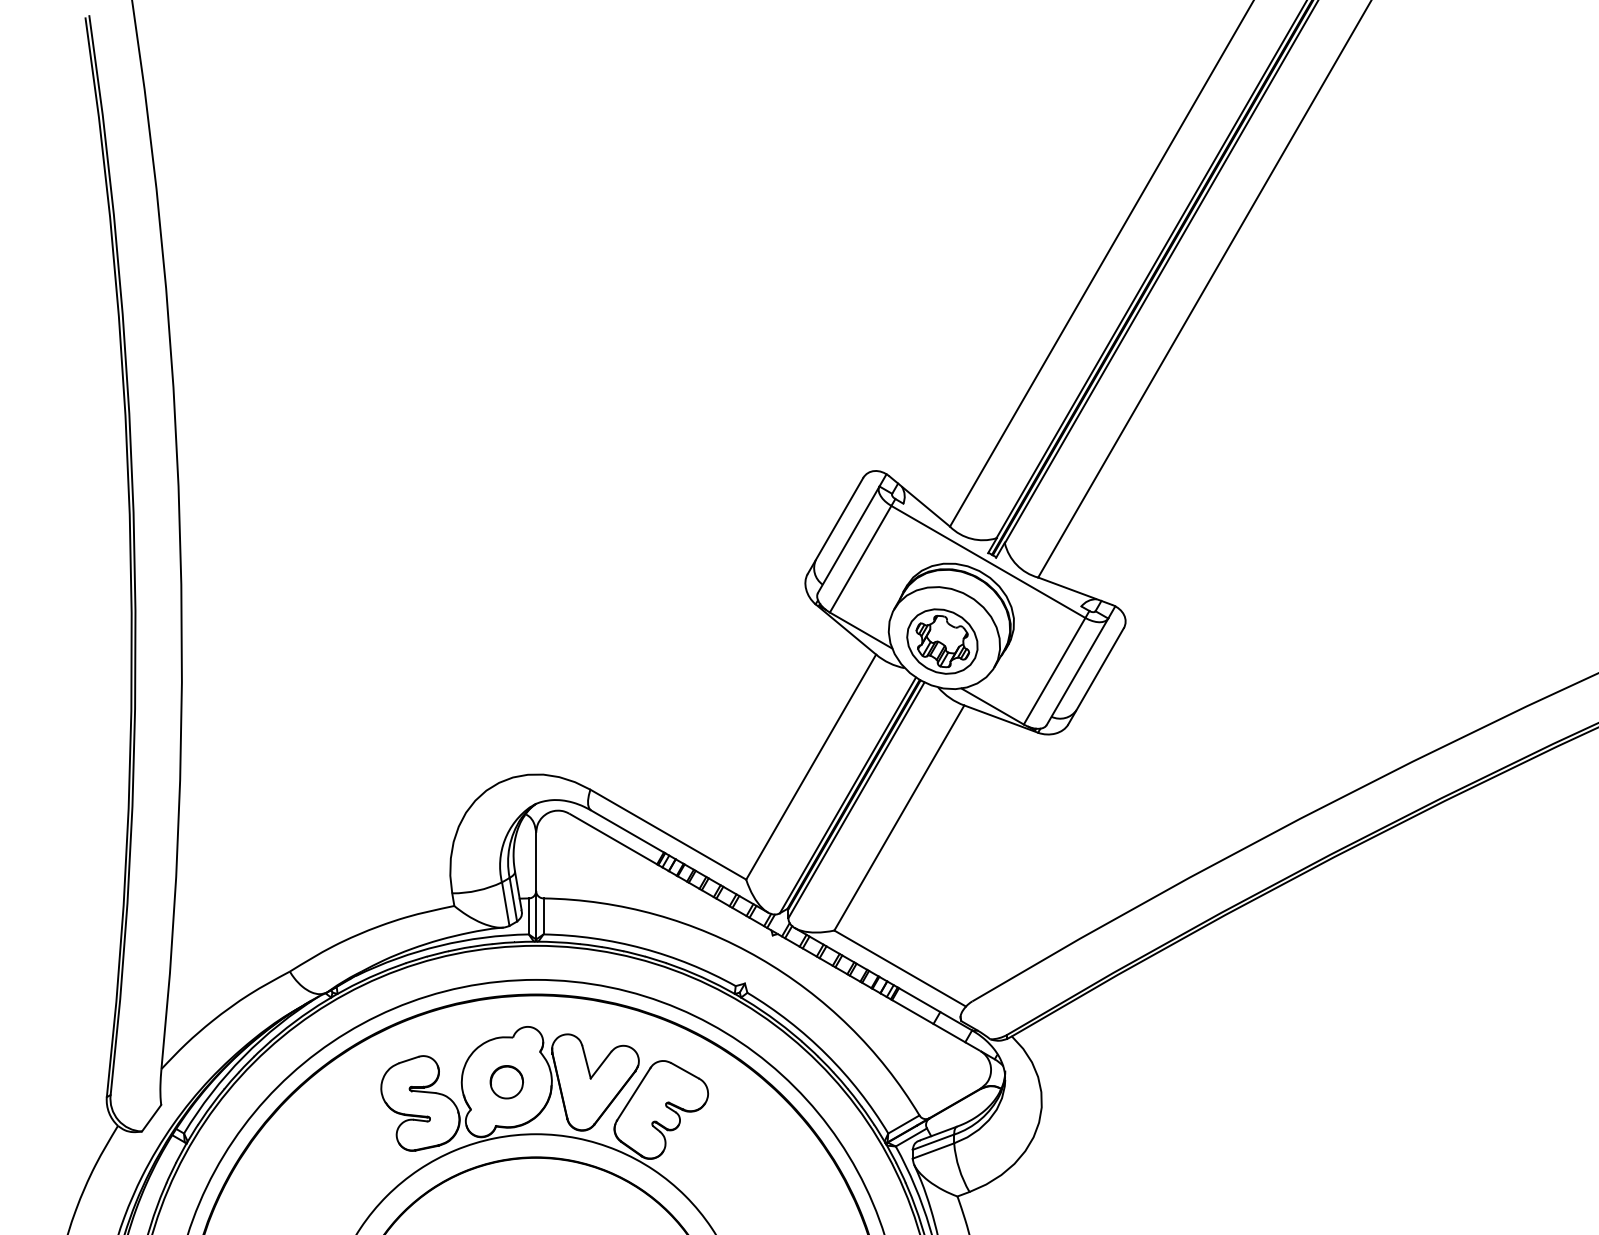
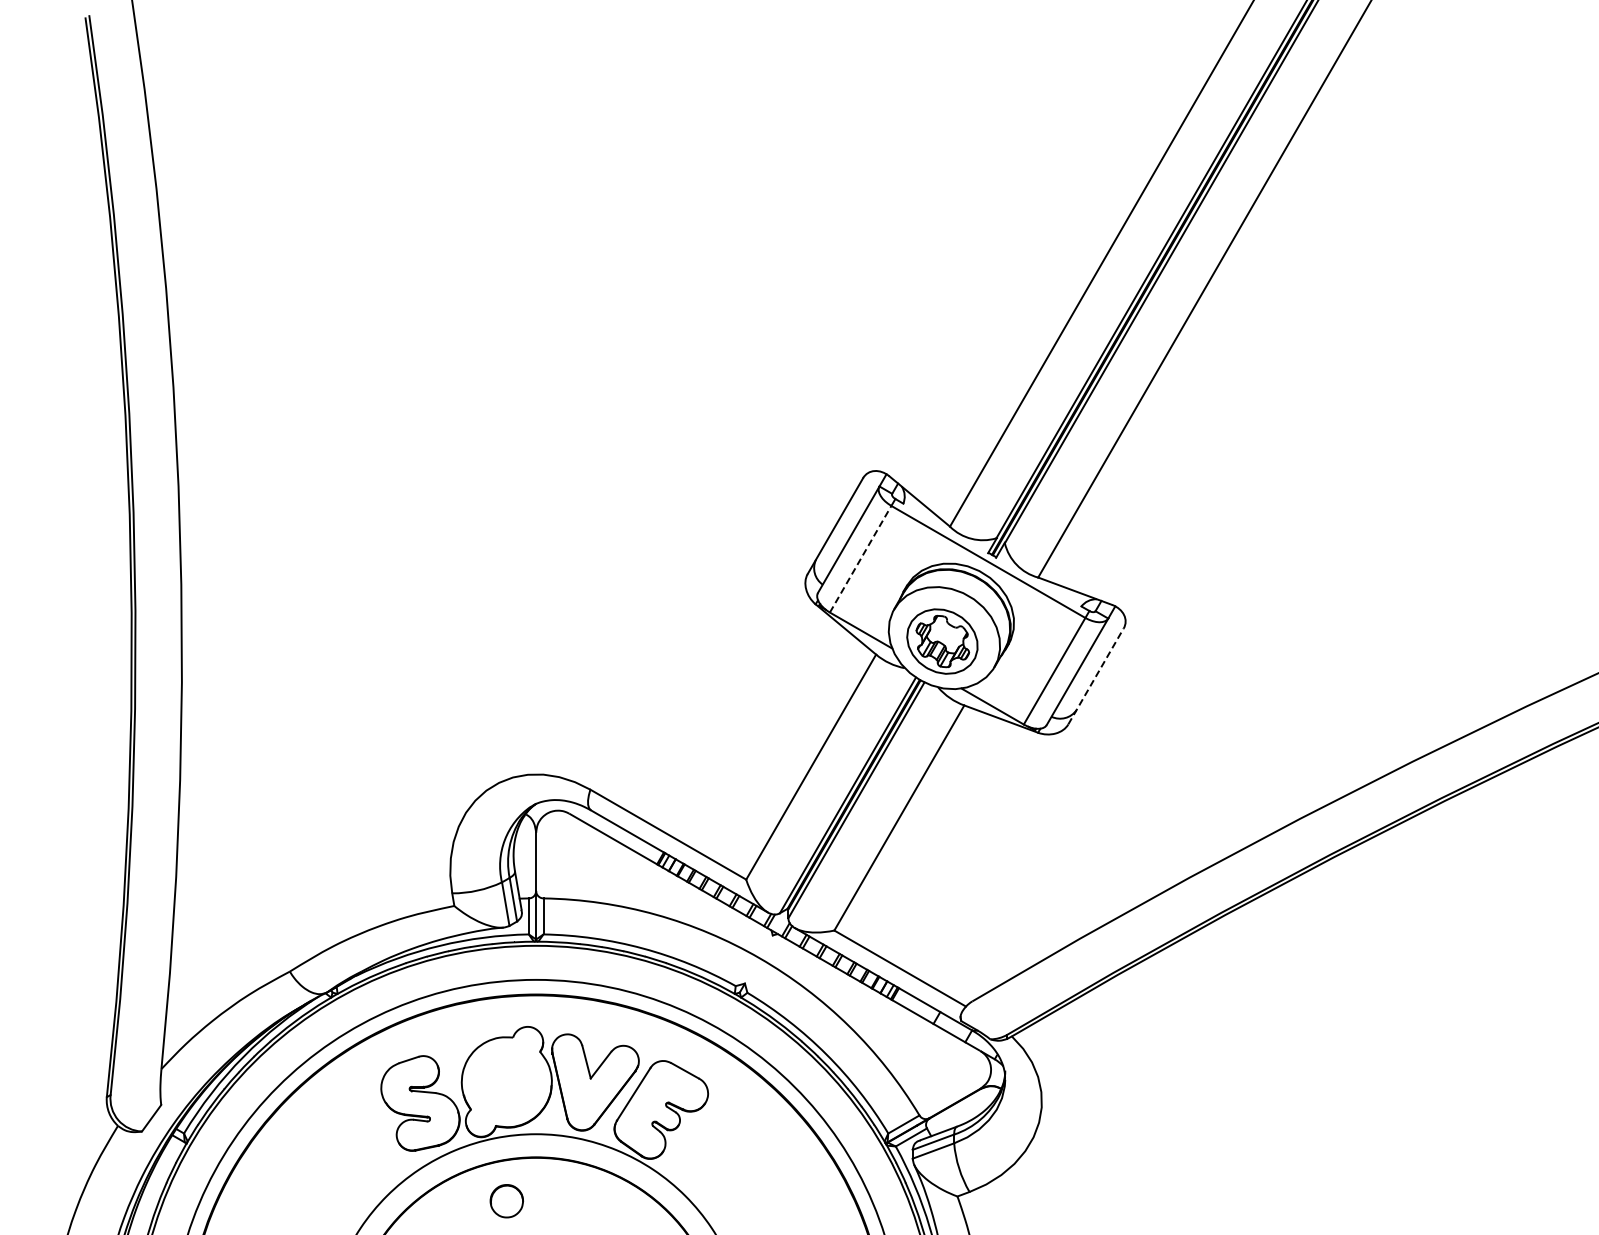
line: solid -> dashed (860, 559)
line: solid -> dashed (1096, 676)
part position: (506, 1082) -> (506, 1201) (506, 1201)
